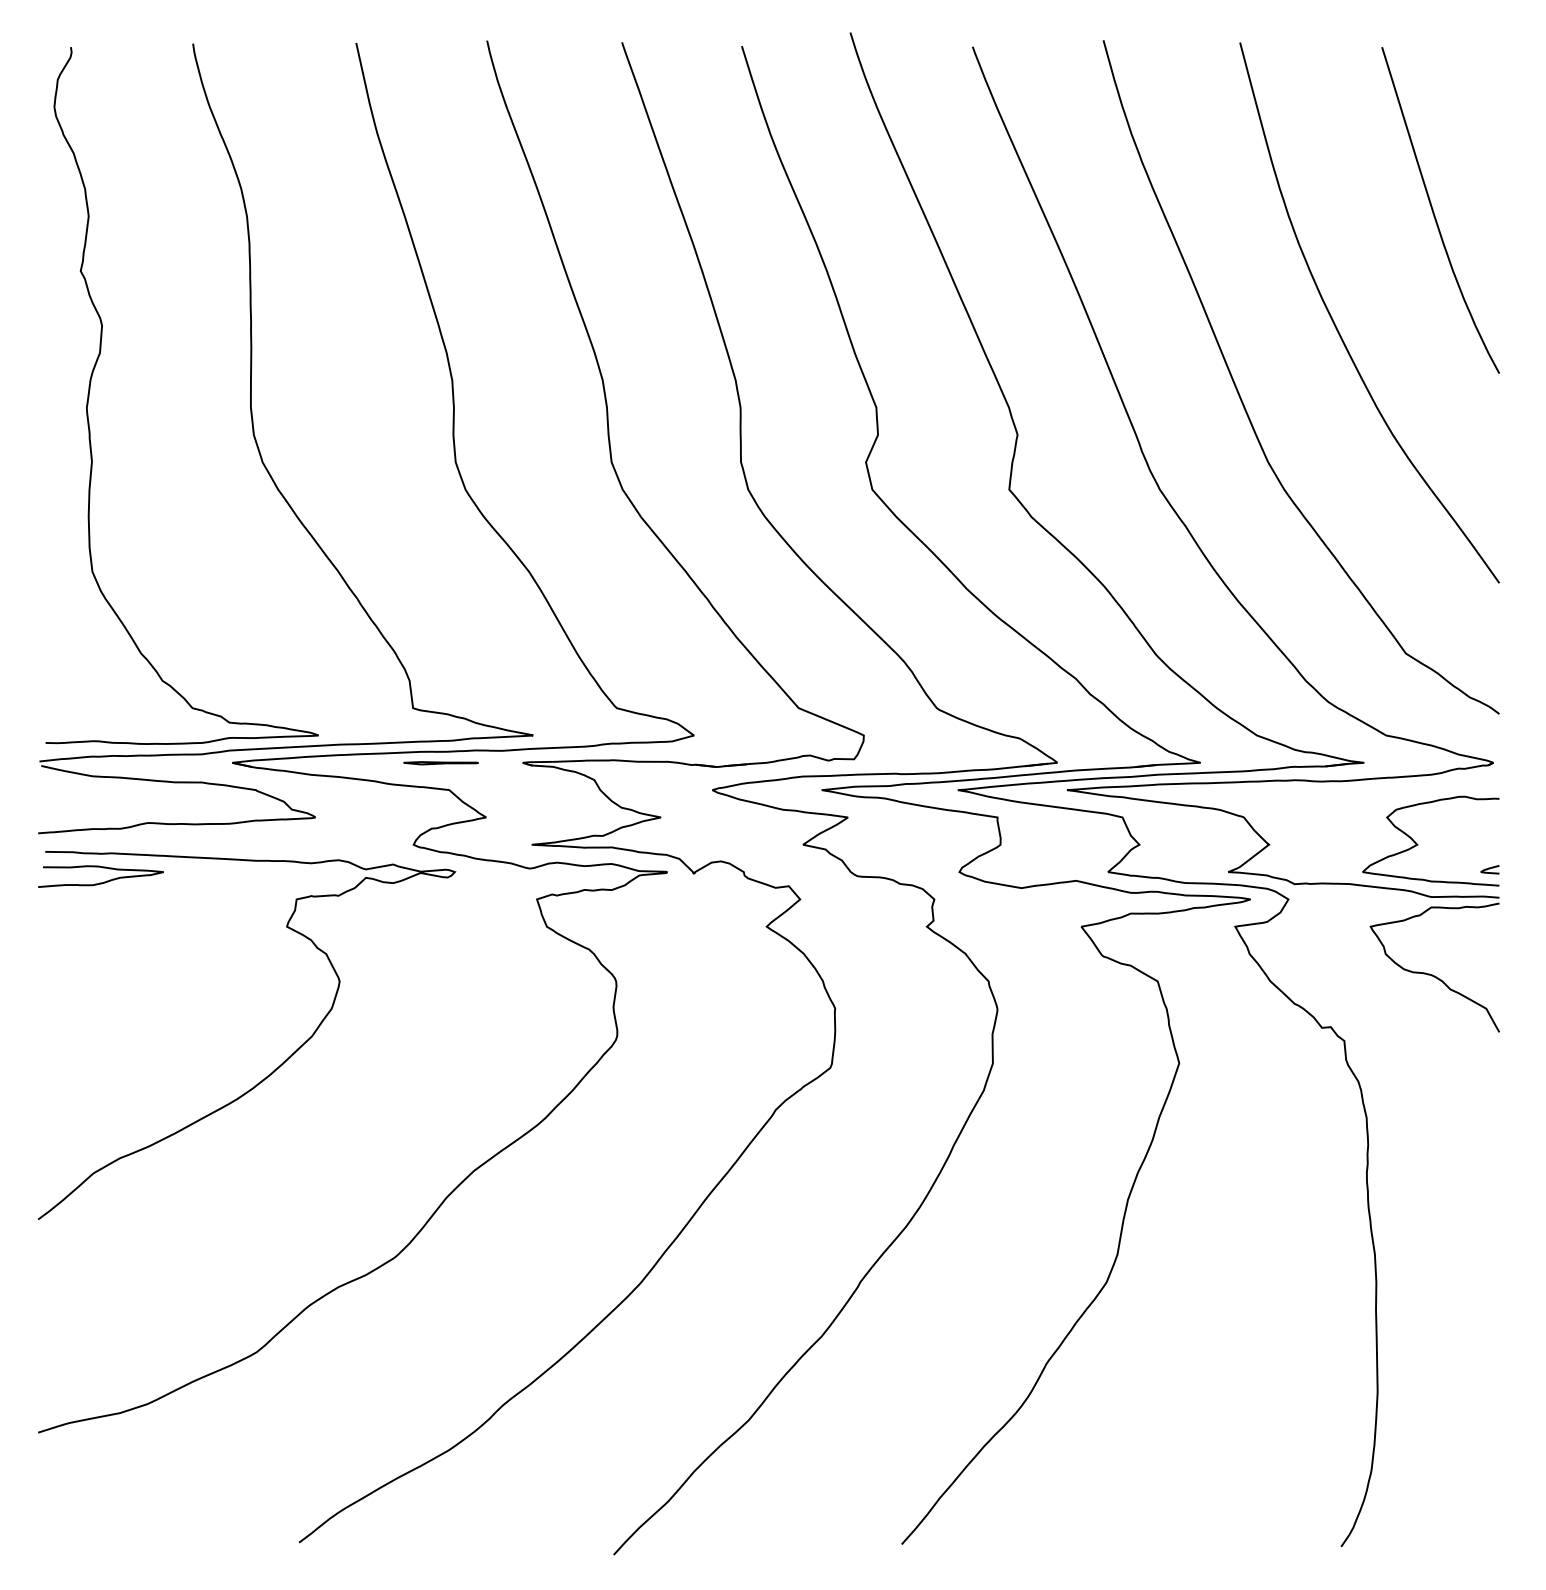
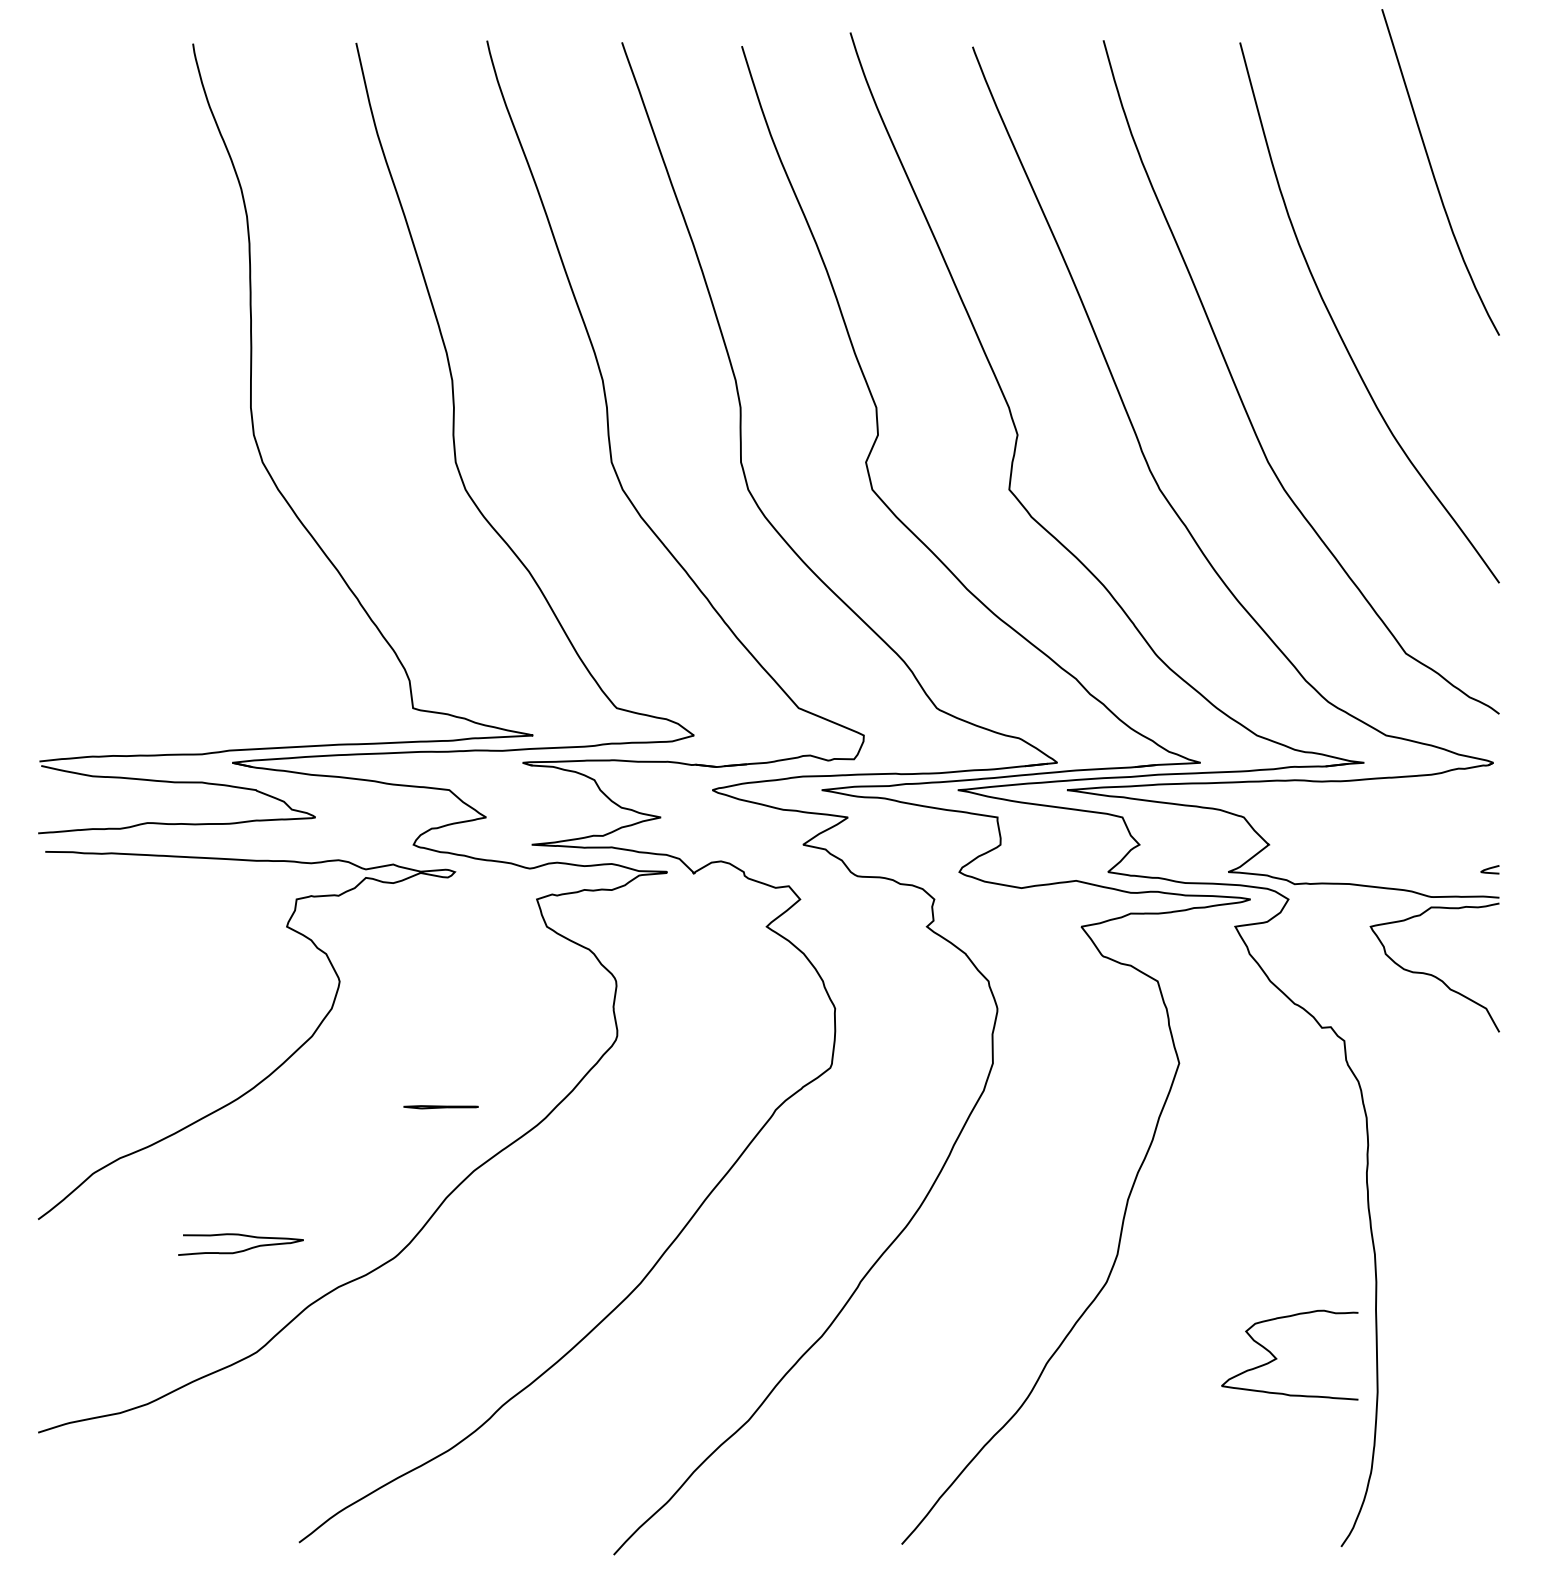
curve position: (1434, 212) -> (1434, 174) (1434, 174)
curve: present -> none (96, 365)
line position: (440, 763) -> (440, 1107) (440, 1107)
curve position: (1418, 844) -> (1277, 1358) (1277, 1358)
curve position: (100, 882) -> (240, 1250) (240, 1250)
